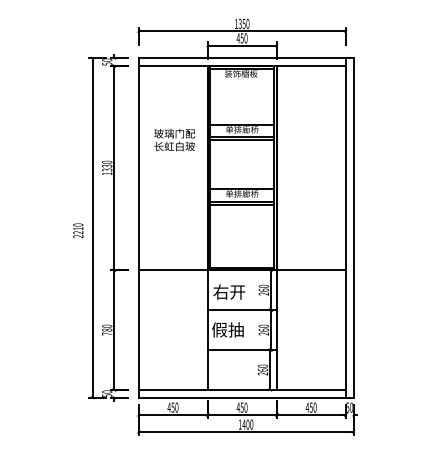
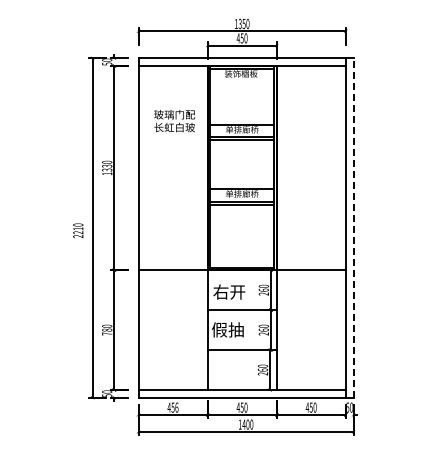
text position: (174, 140) -> (174, 121) (174, 121)
line: solid -> dashed (353, 228)
text: 450 -> 456 (176, 407)
